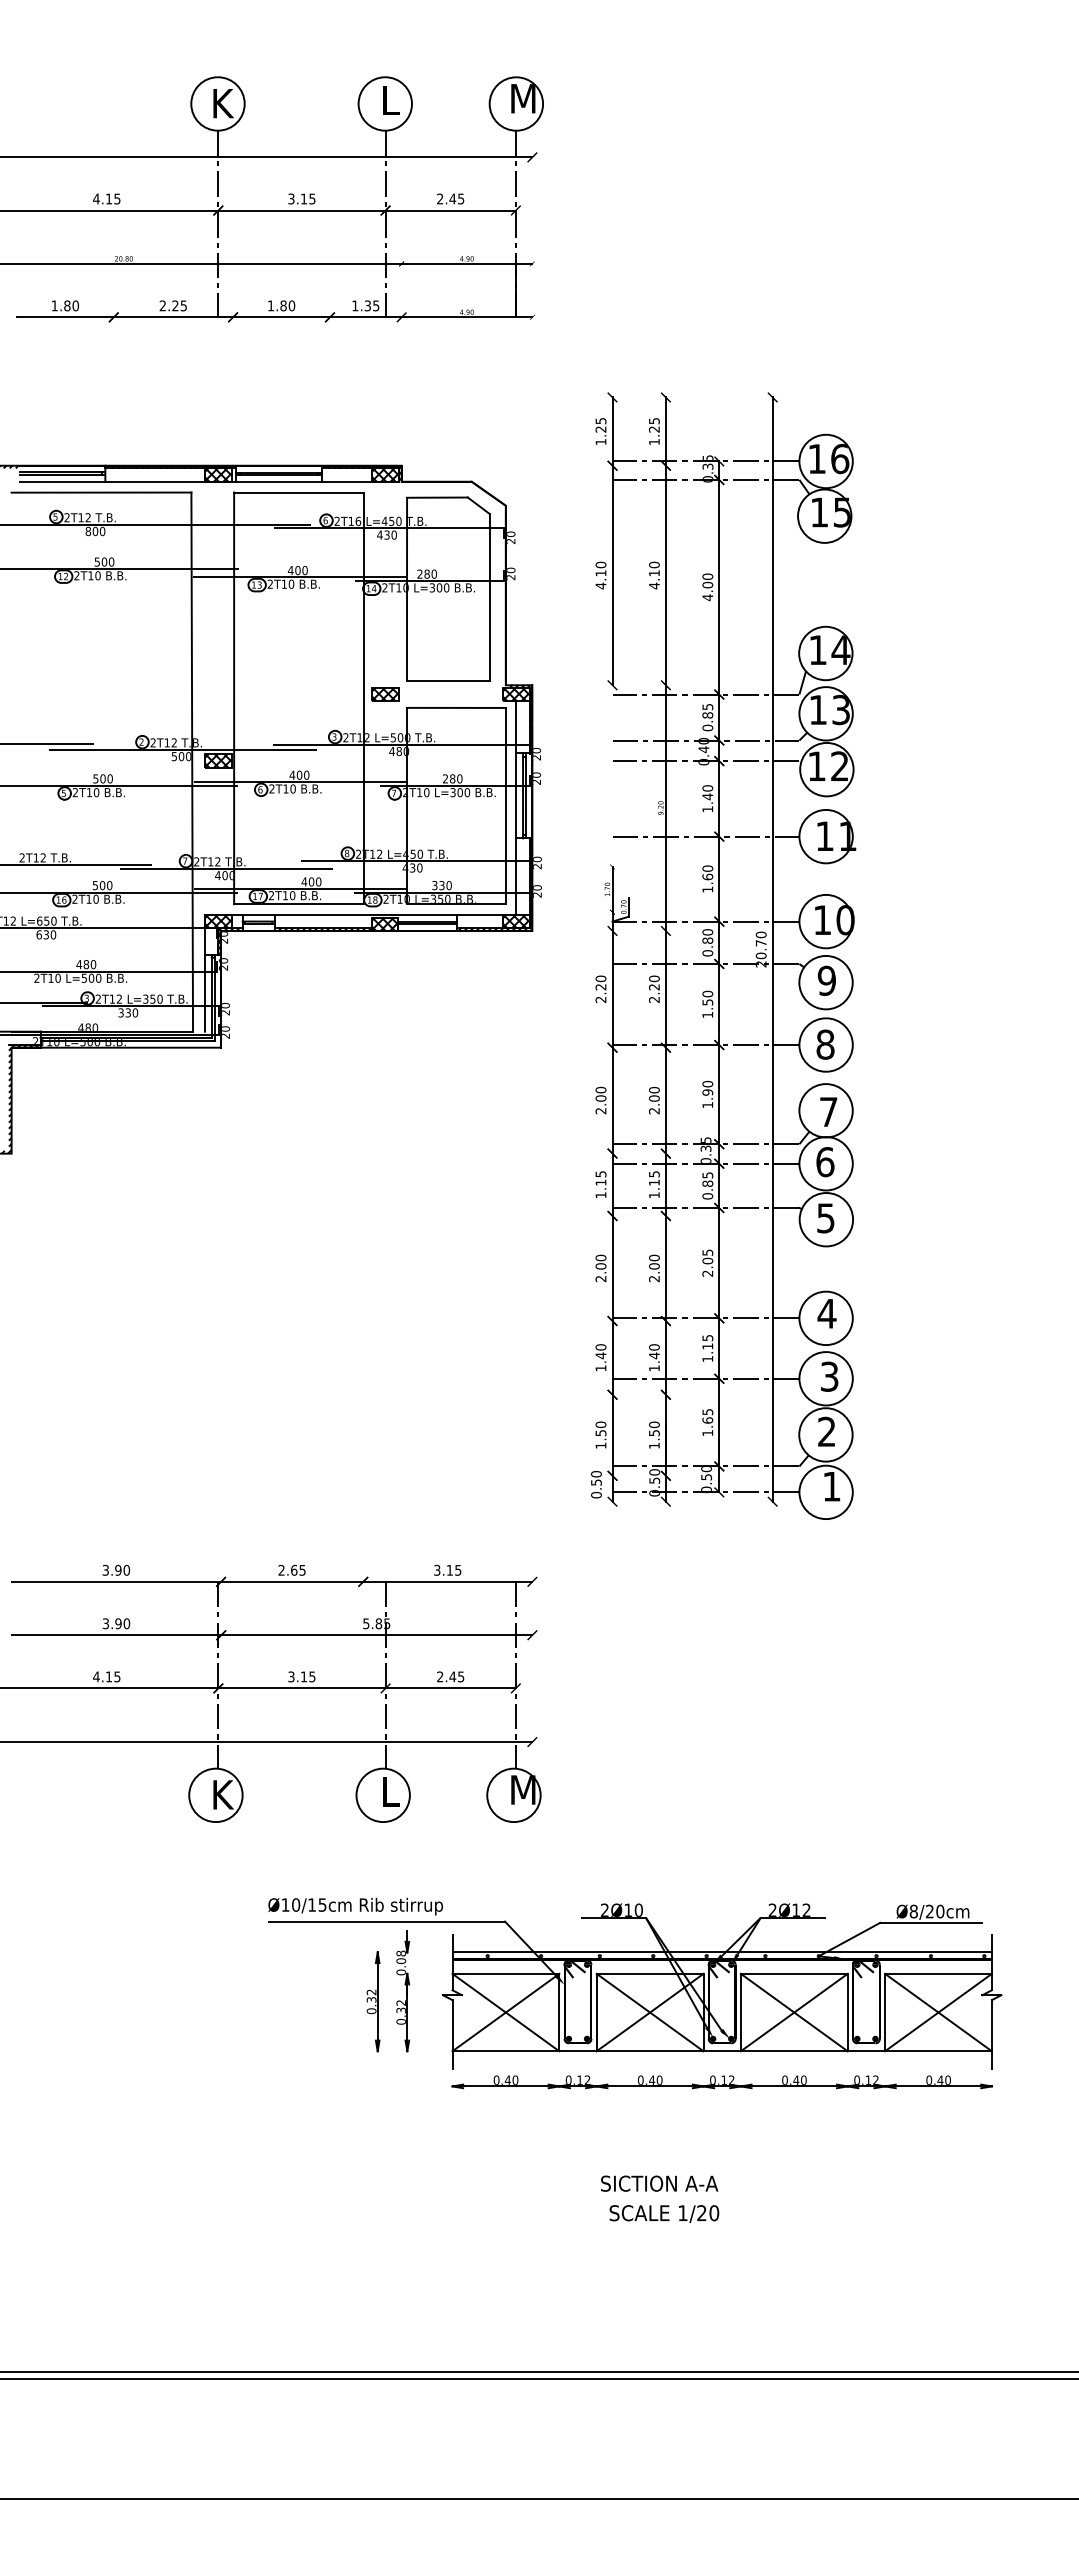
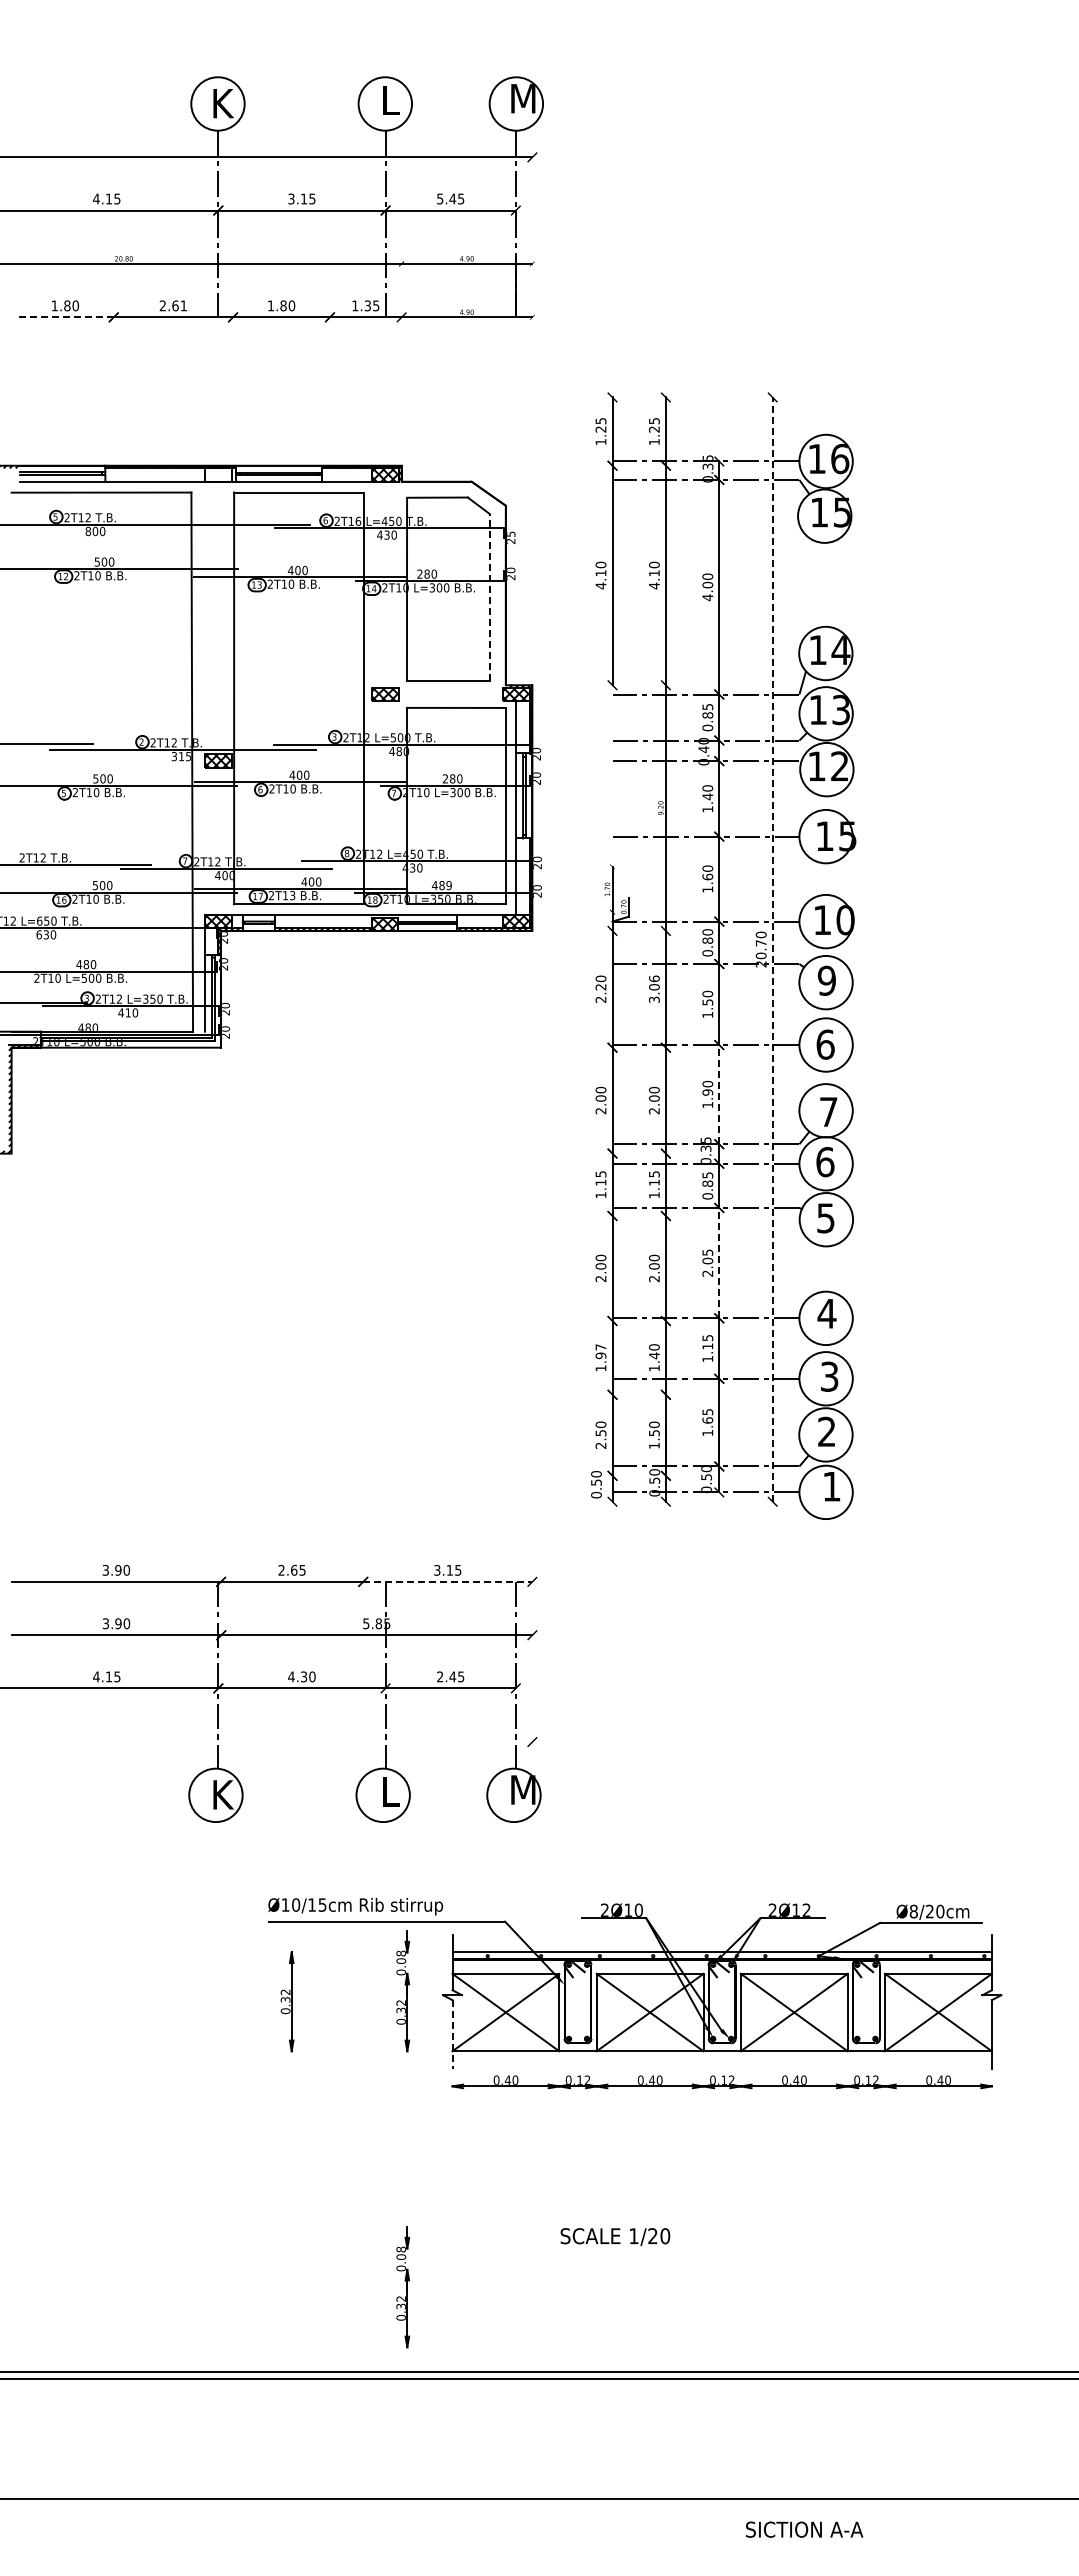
text: 2.45 -> 5.45 (440, 198)
text: 2.25 -> 2.61 (179, 305)
line: solid -> dashed (64, 317)
hatch: present -> none (218, 474)
text: 20 -> 25 (511, 533)
line: solid -> dashed (489, 597)
text: 500 -> 315 (181, 756)
text: 11 -> 15 (847, 836)
text: 330 -> 489 (441, 885)
text: 2T10 -> 2T13 (292, 895)
line: solid -> dashed (772, 949)
text: 2.20 -> 3.06 (654, 988)
text: 330 -> 410 (124, 1012)
text: 8 -> 6 (825, 1044)
line: solid -> dashed (719, 1094)
line: solid -> dashed (719, 1262)
text: 1.40 -> 1.97 (600, 1351)
text: 1.50 -> 2.50 (600, 1445)
line: solid -> dashed (447, 1581)
text: 3.15 -> 4.30 (301, 1676)
line: present -> none (267, 1742)
part position: (373, 2001) -> (287, 2001) (287, 2001)
line: solid -> dashed (452, 2034)
text position: (659, 2183) -> (804, 2529) (804, 2529)
text position: (664, 2213) -> (615, 2236) (615, 2236)
part: none -> present (403, 2287)
